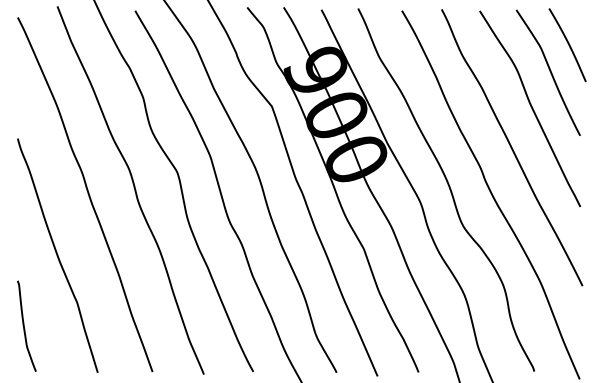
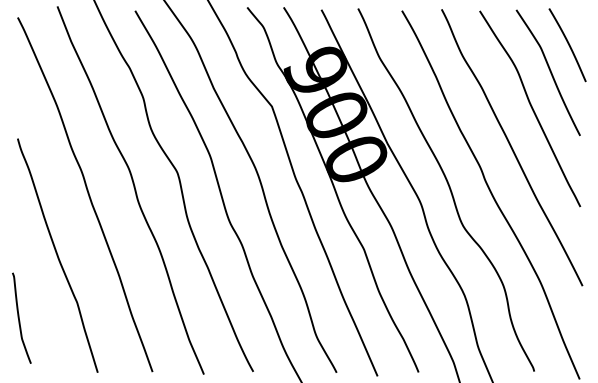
curve position: (24, 325) -> (19, 317) (19, 317)
